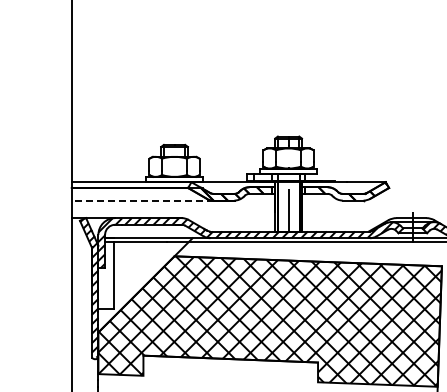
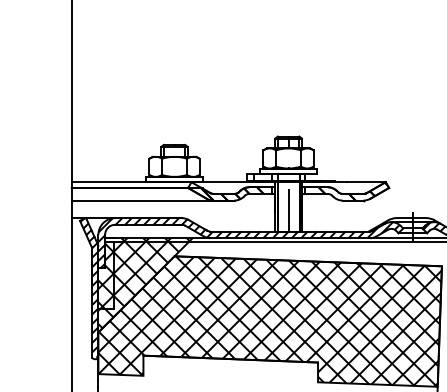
line: dashed -> solid (142, 200)
hatch: none -> present (143, 283)
